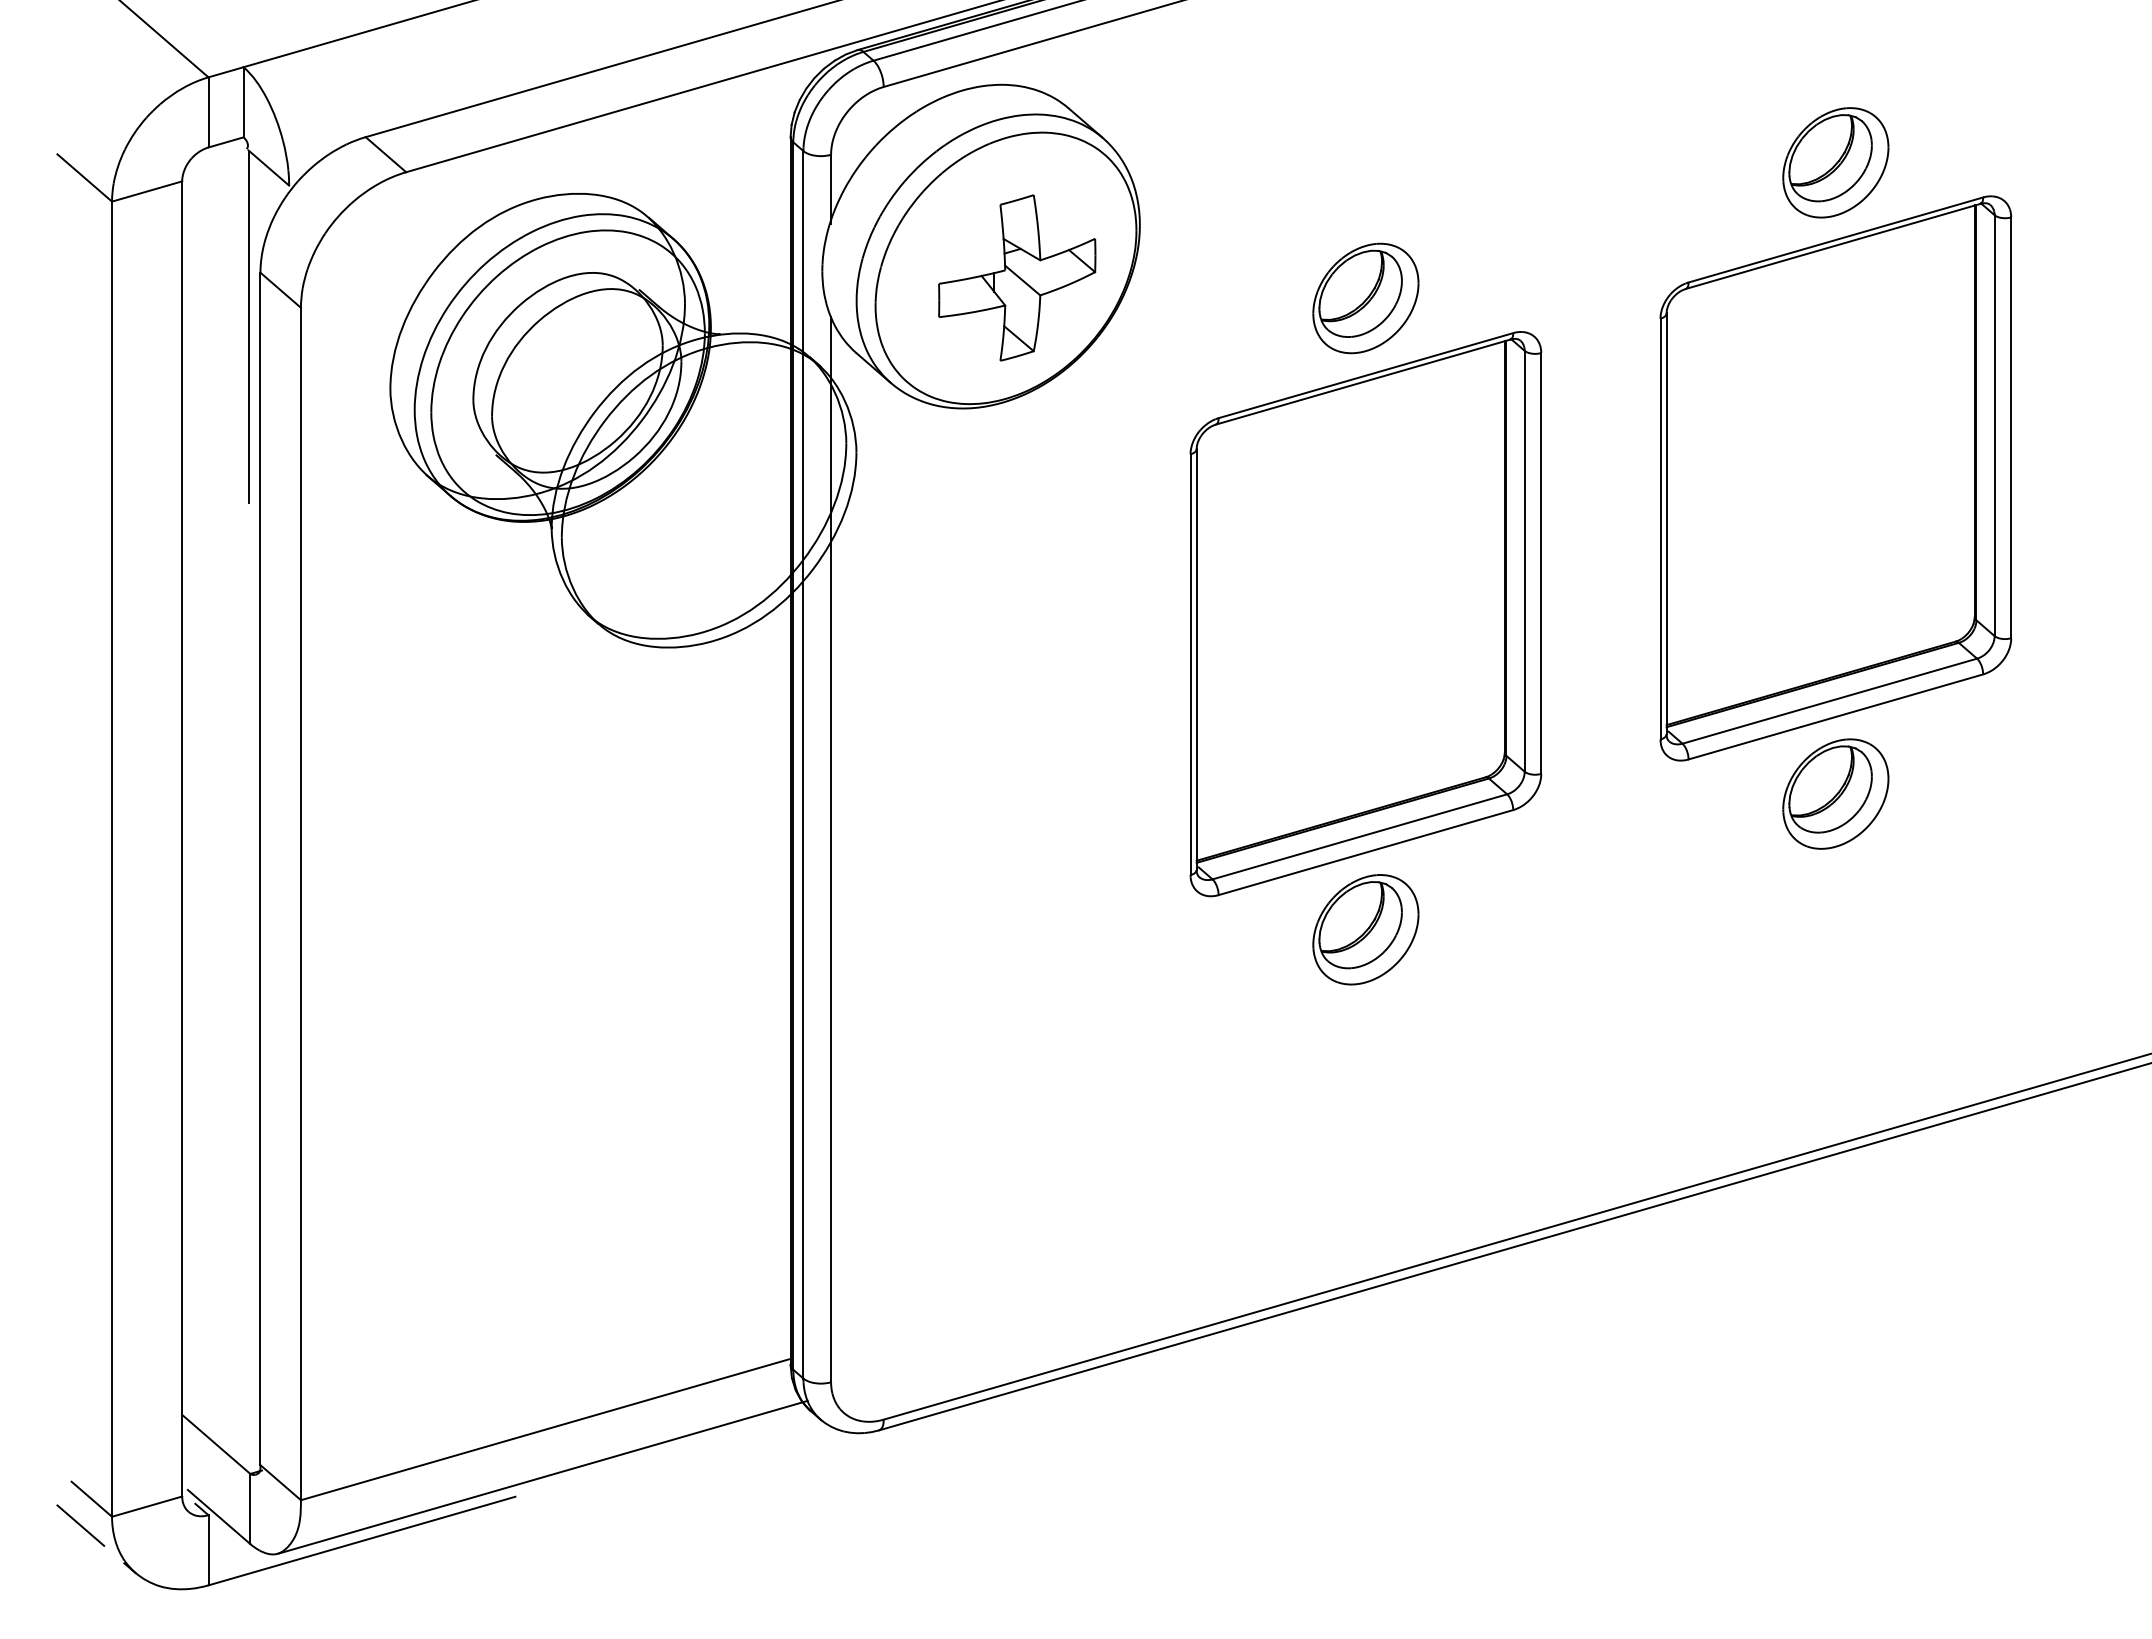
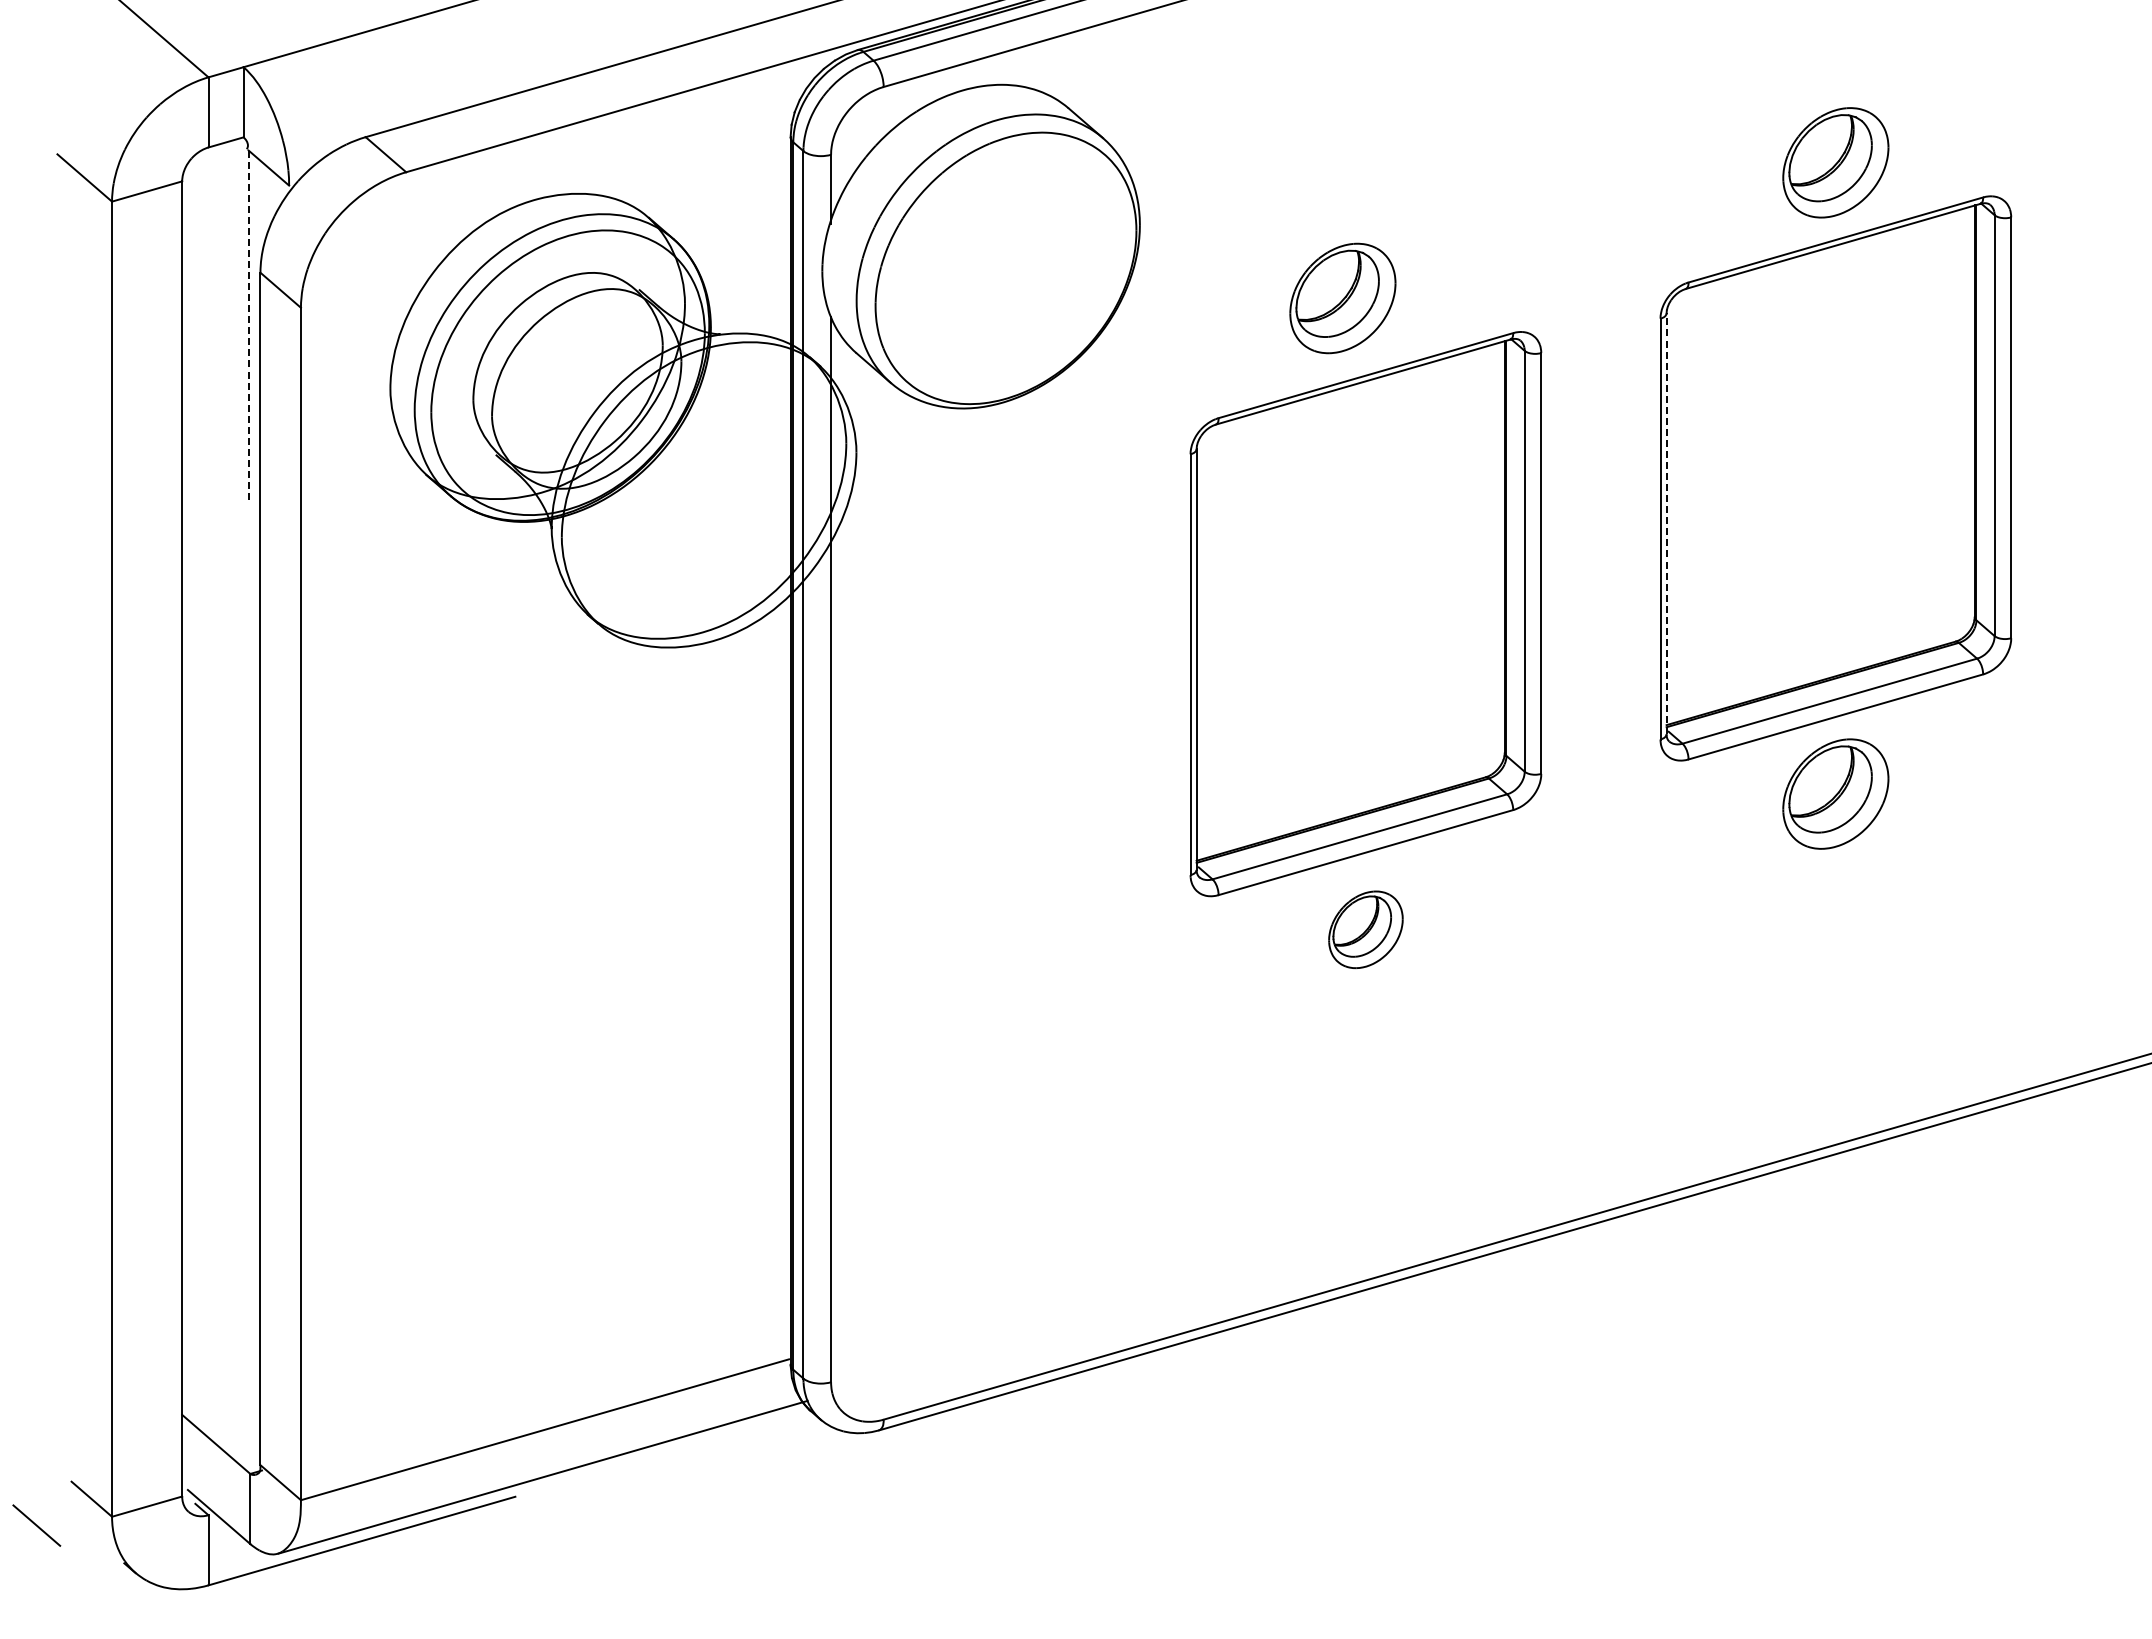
part: present -> none (1017, 277)
part position: (1365, 298) -> (1342, 298) (1342, 298)
line: solid -> dashed (248, 327)
line: solid -> dashed (1666, 523)
part size: 108x112 px -> 76x80 px (1365, 929)
line position: (80, 1525) -> (36, 1525) (36, 1525)
